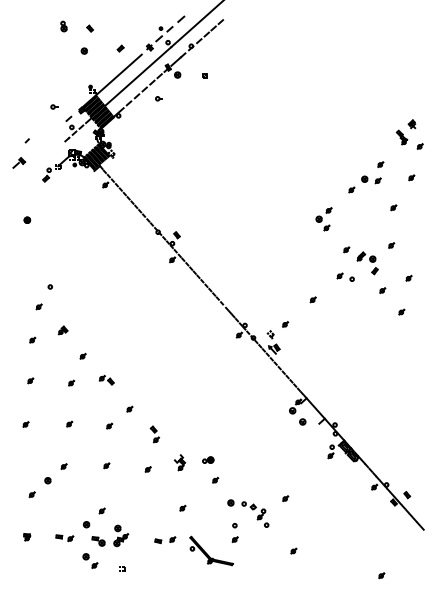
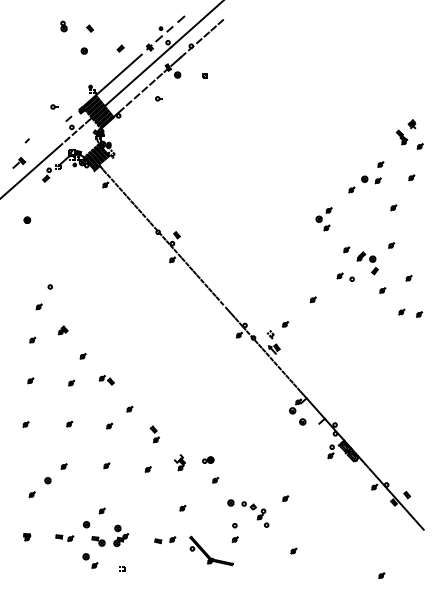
line: none -> present (32, 170)
part: none -> present (419, 314)
